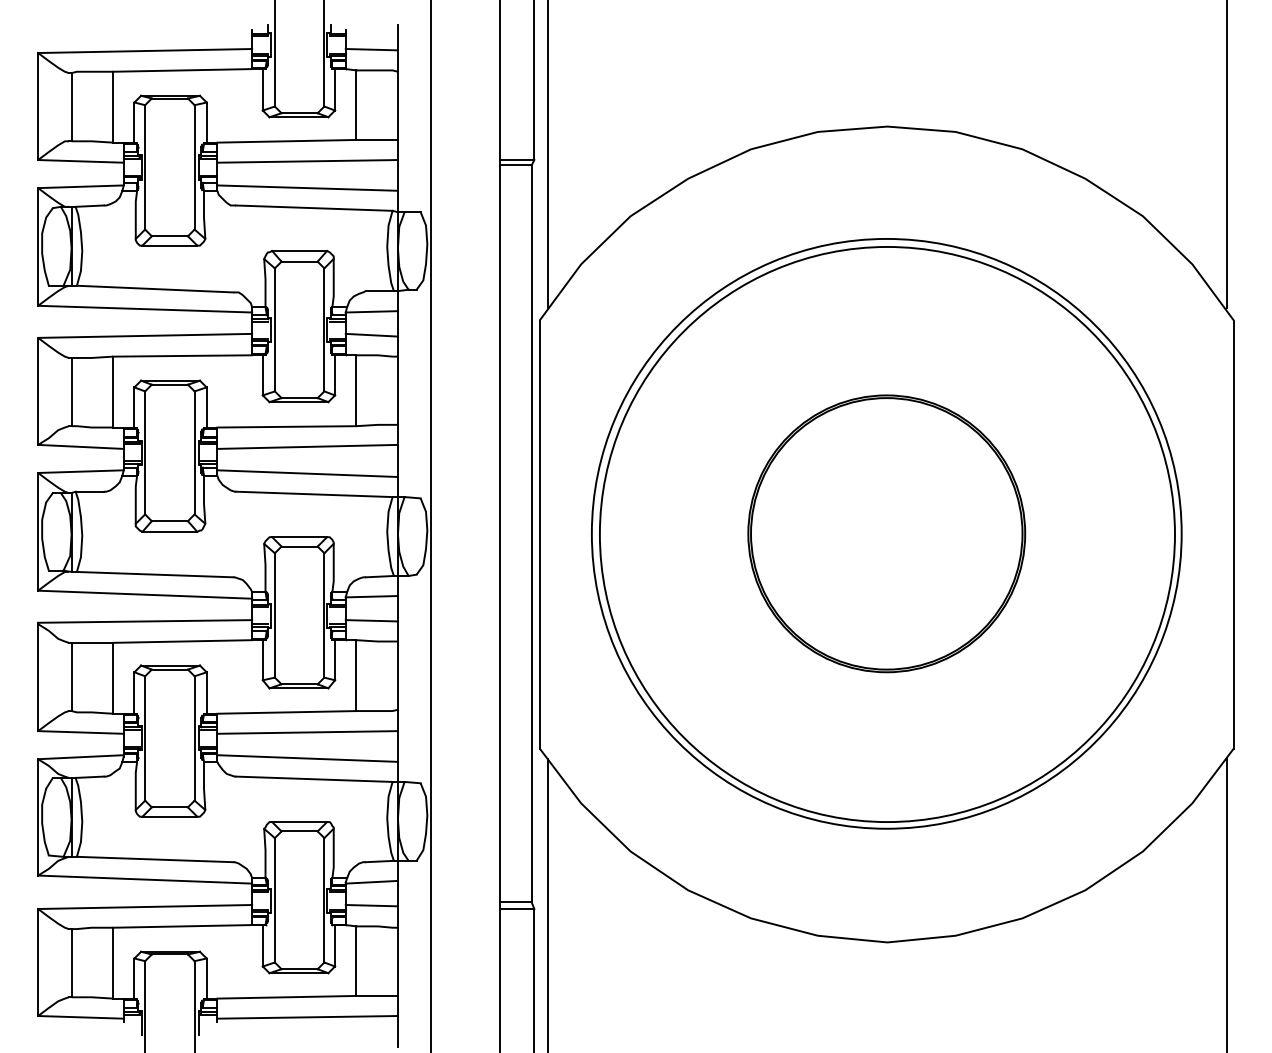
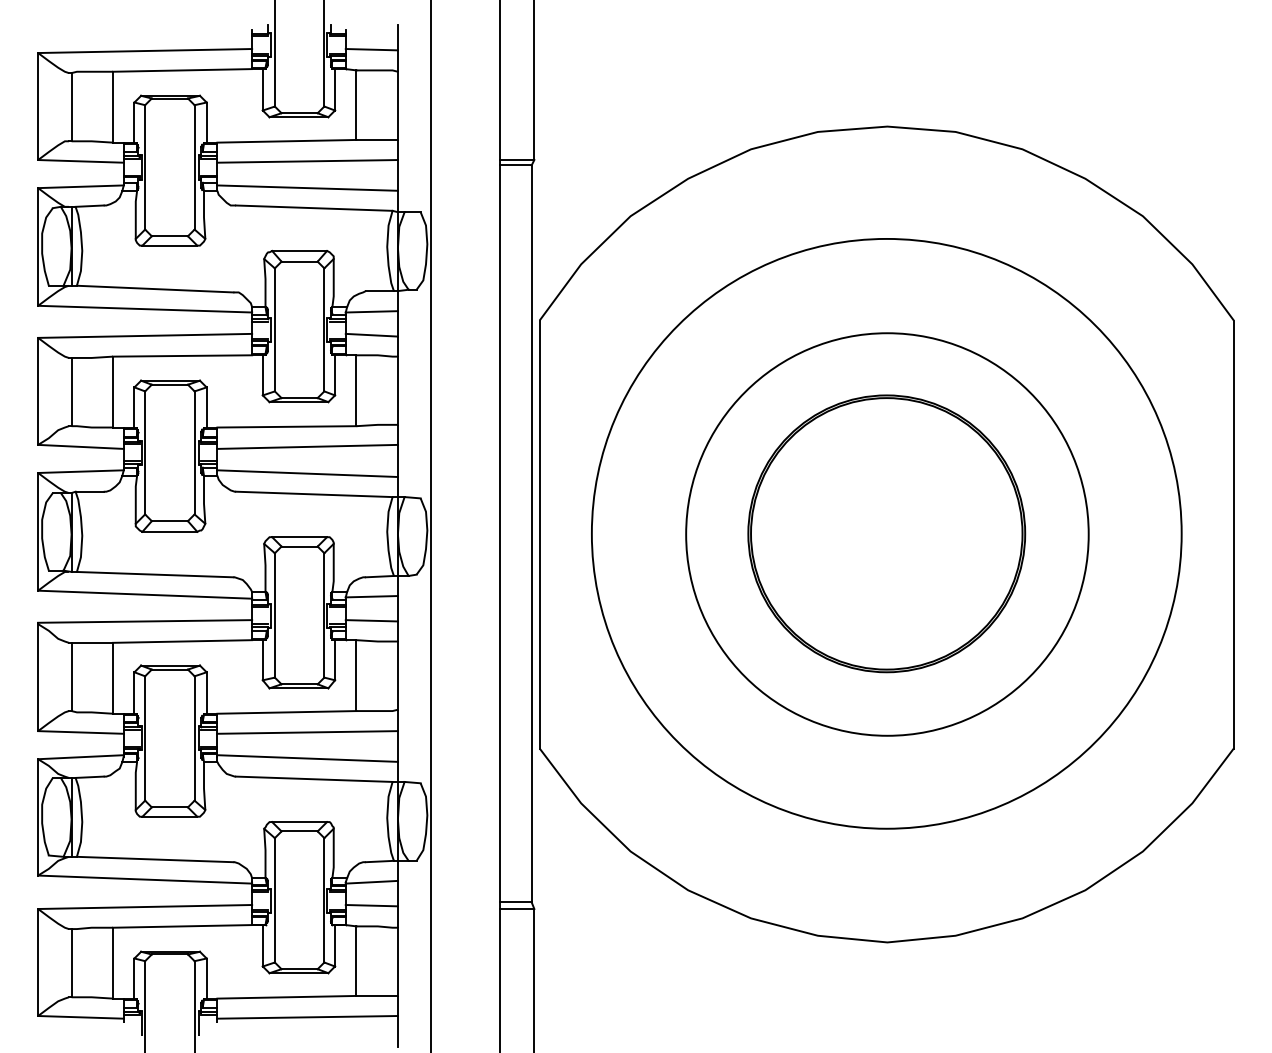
line: present -> none (547, 155)
line: present -> none (1227, 155)
circle diameter: 575 px -> 403 px (887, 534)
line: present -> none (547, 904)
line: present -> none (1227, 904)
